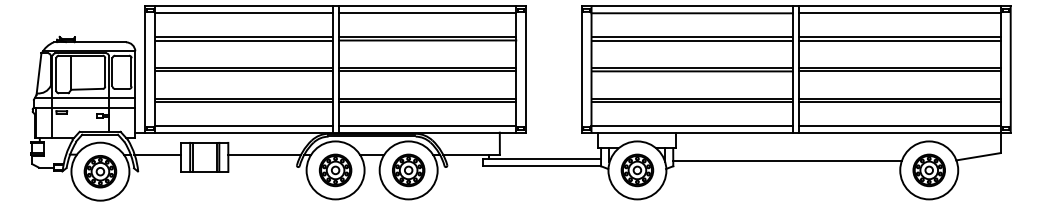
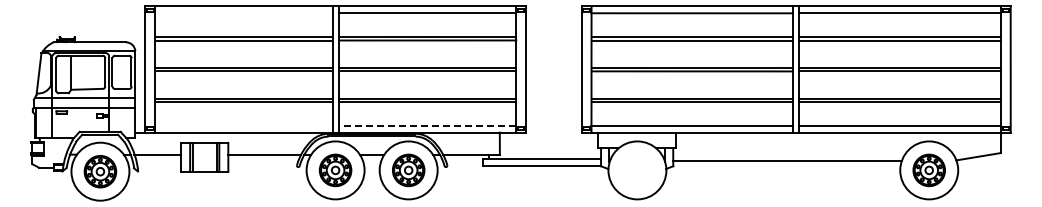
line: present -> none (243, 13)
line: present -> none (243, 125)
line: solid -> dashed (427, 125)
part: present -> none (637, 170)
